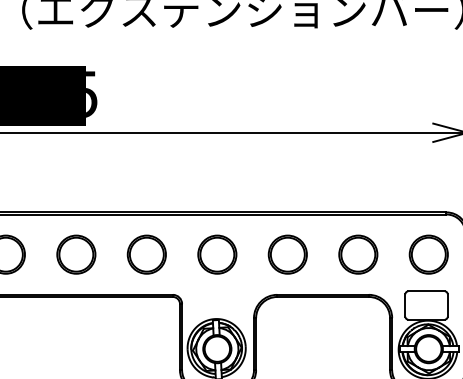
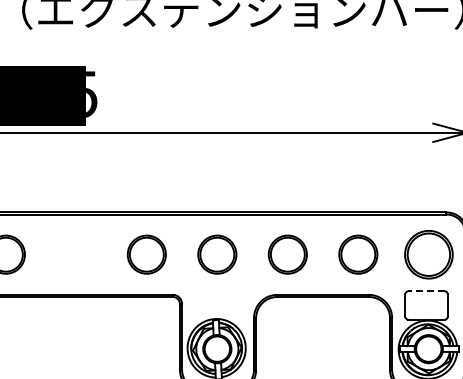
part: present -> none (76, 254)
part size: 41x41 px -> 50x50 px (428, 254)
line: solid -> dashed (426, 291)
